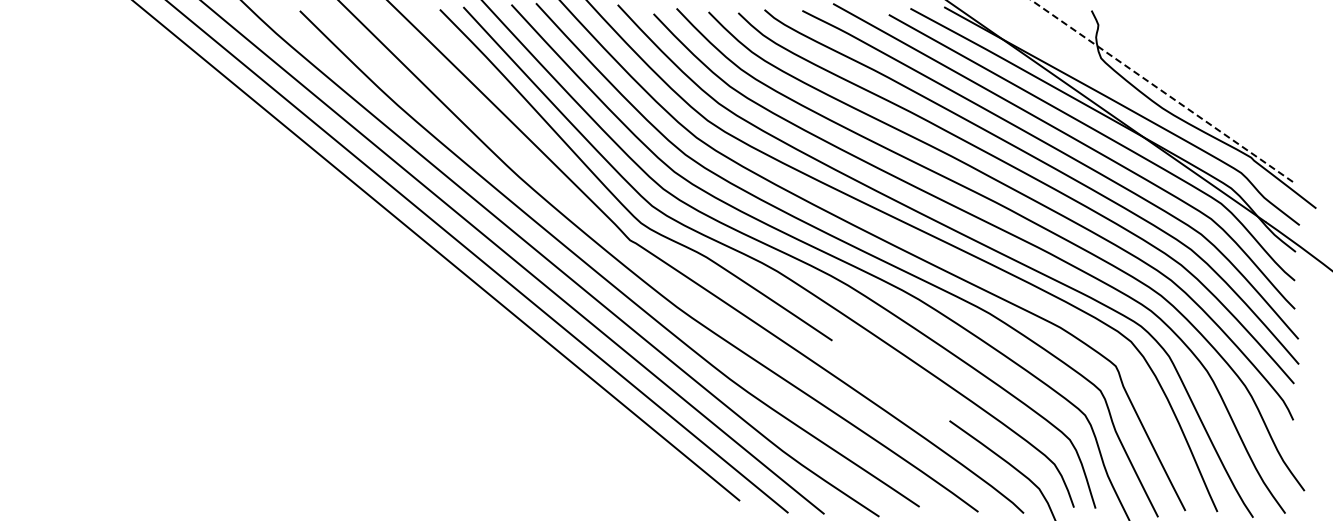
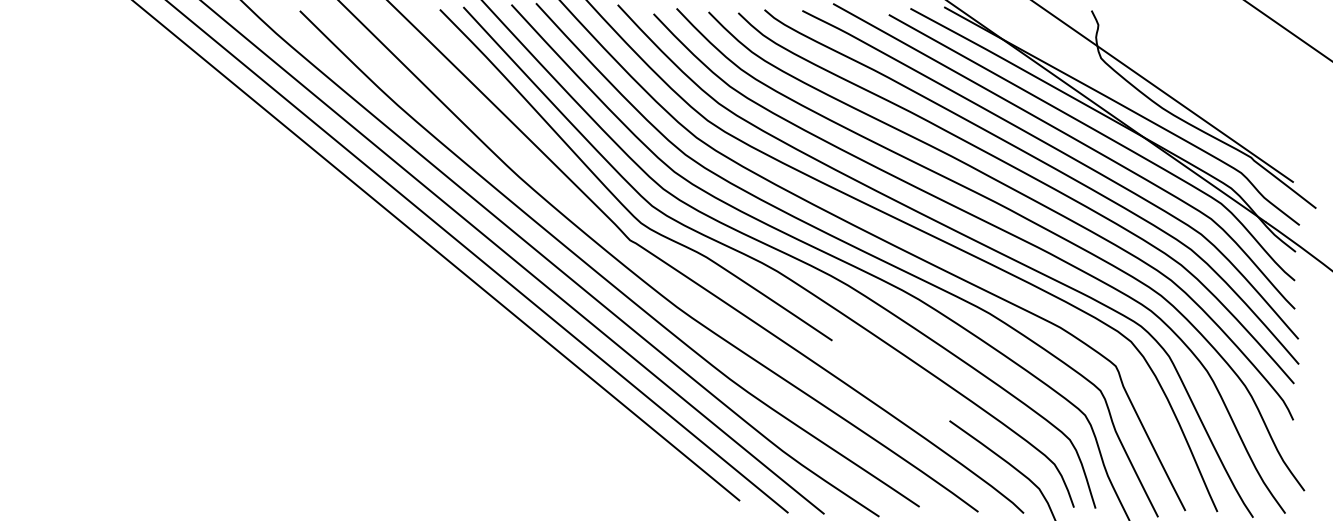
line: none -> present (1288, 30)
line: dashed -> solid (1161, 90)
